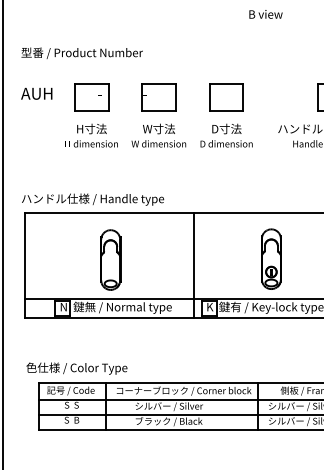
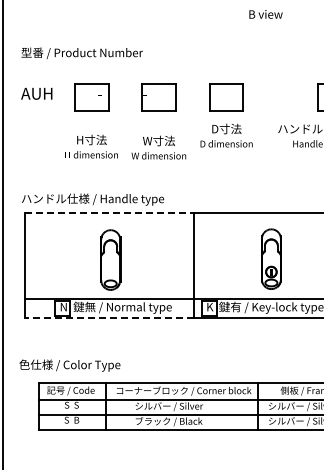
text position: (91, 135) -> (91, 146) (91, 146)
text position: (158, 135) -> (158, 147) (158, 147)
line: solid -> dashed (110, 213)
line: solid -> dashed (109, 317)
text position: (76, 368) -> (69, 365) (69, 365)
